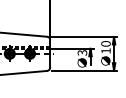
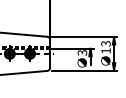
text: 10 -> 13 (105, 43)
